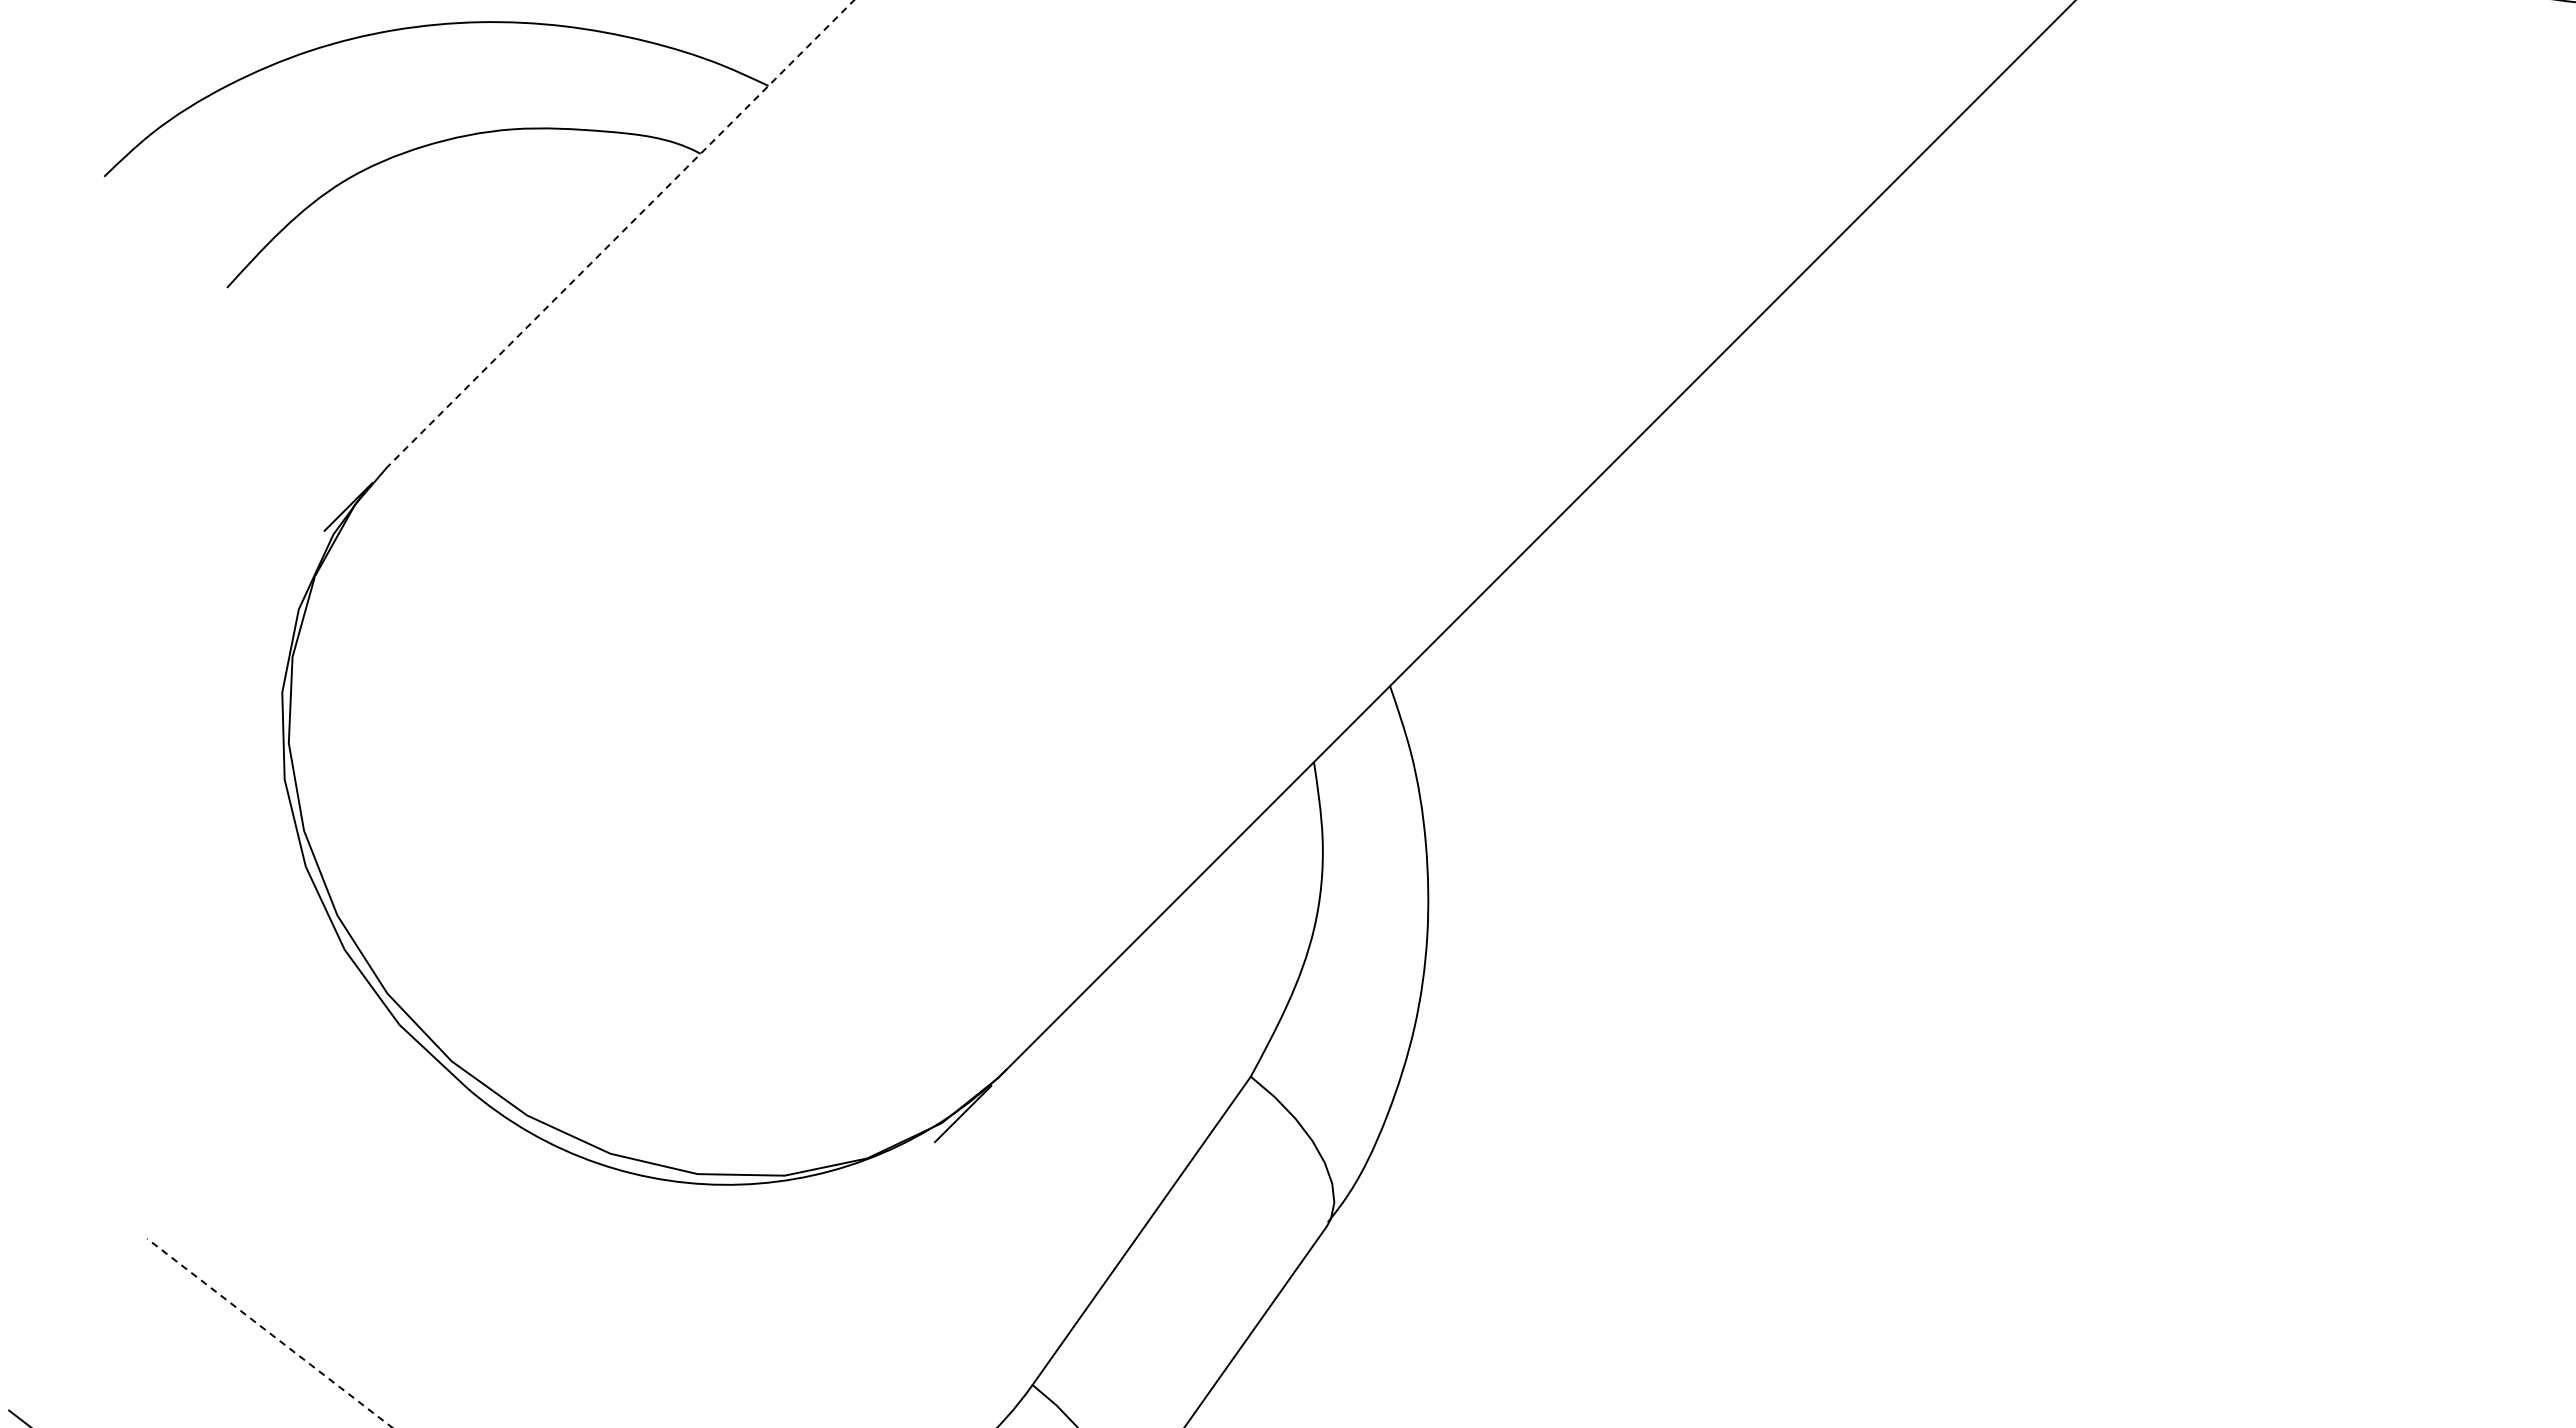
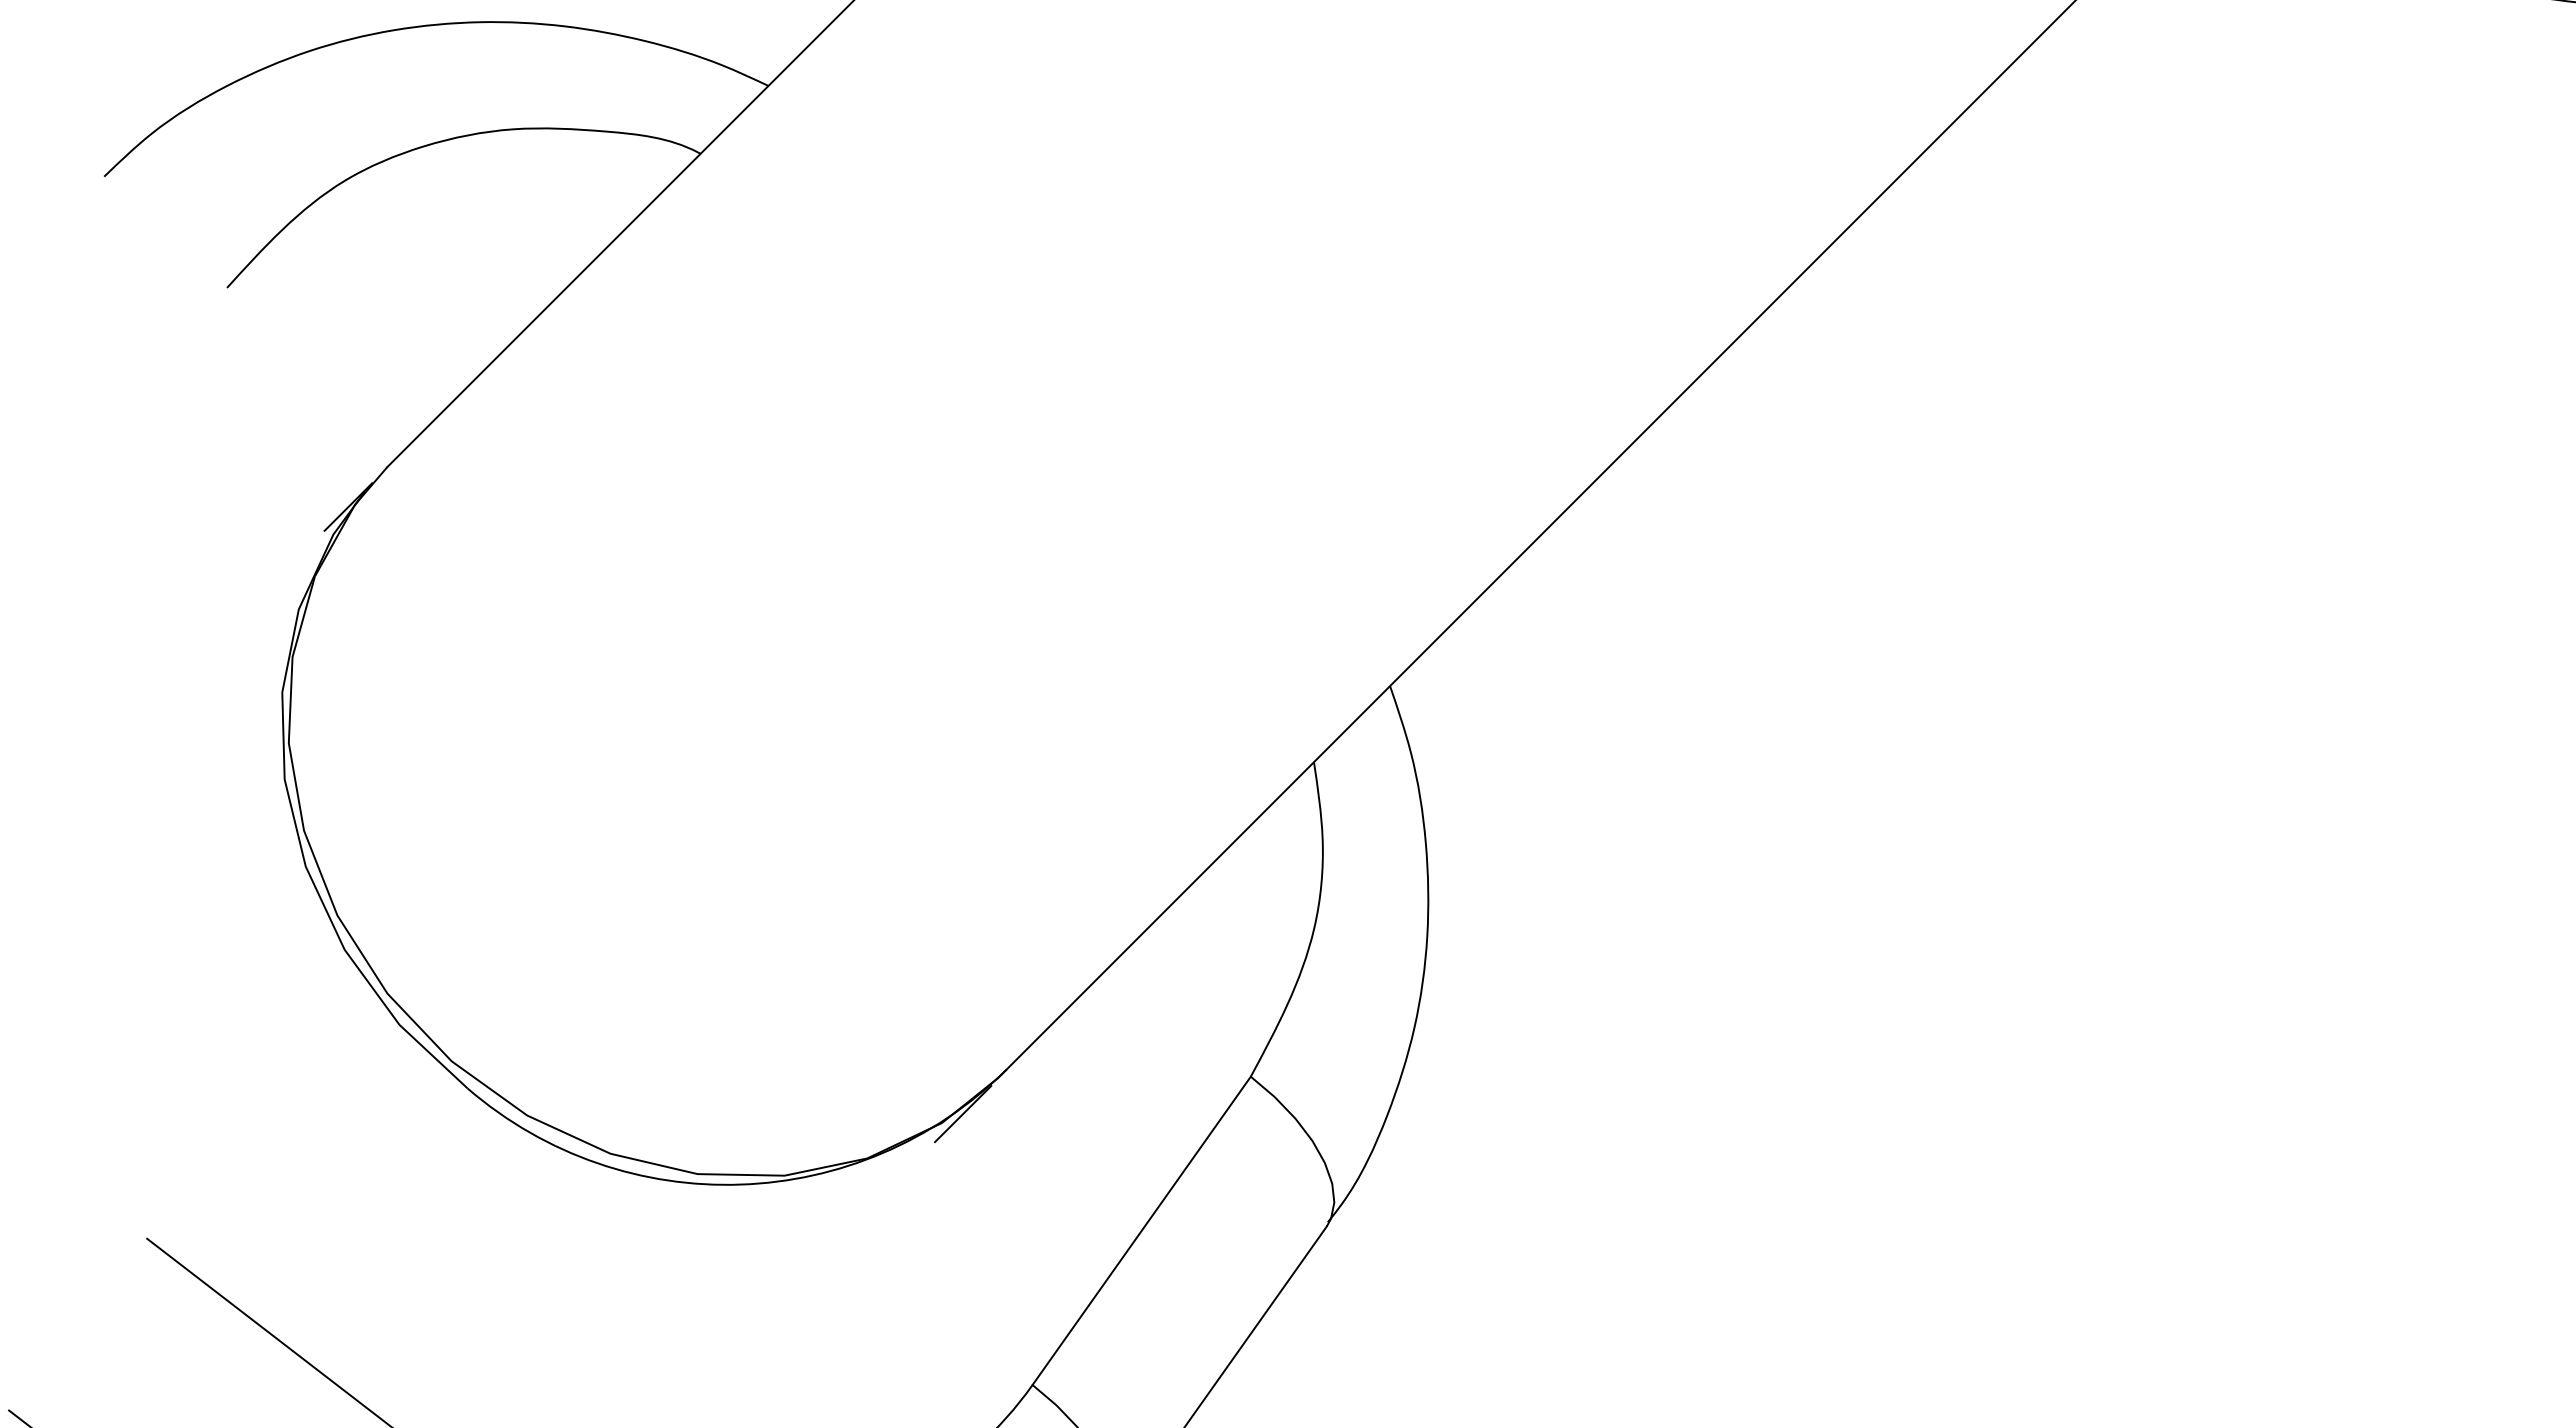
line: dashed -> solid (620, 233)
line: dashed -> solid (269, 1333)
